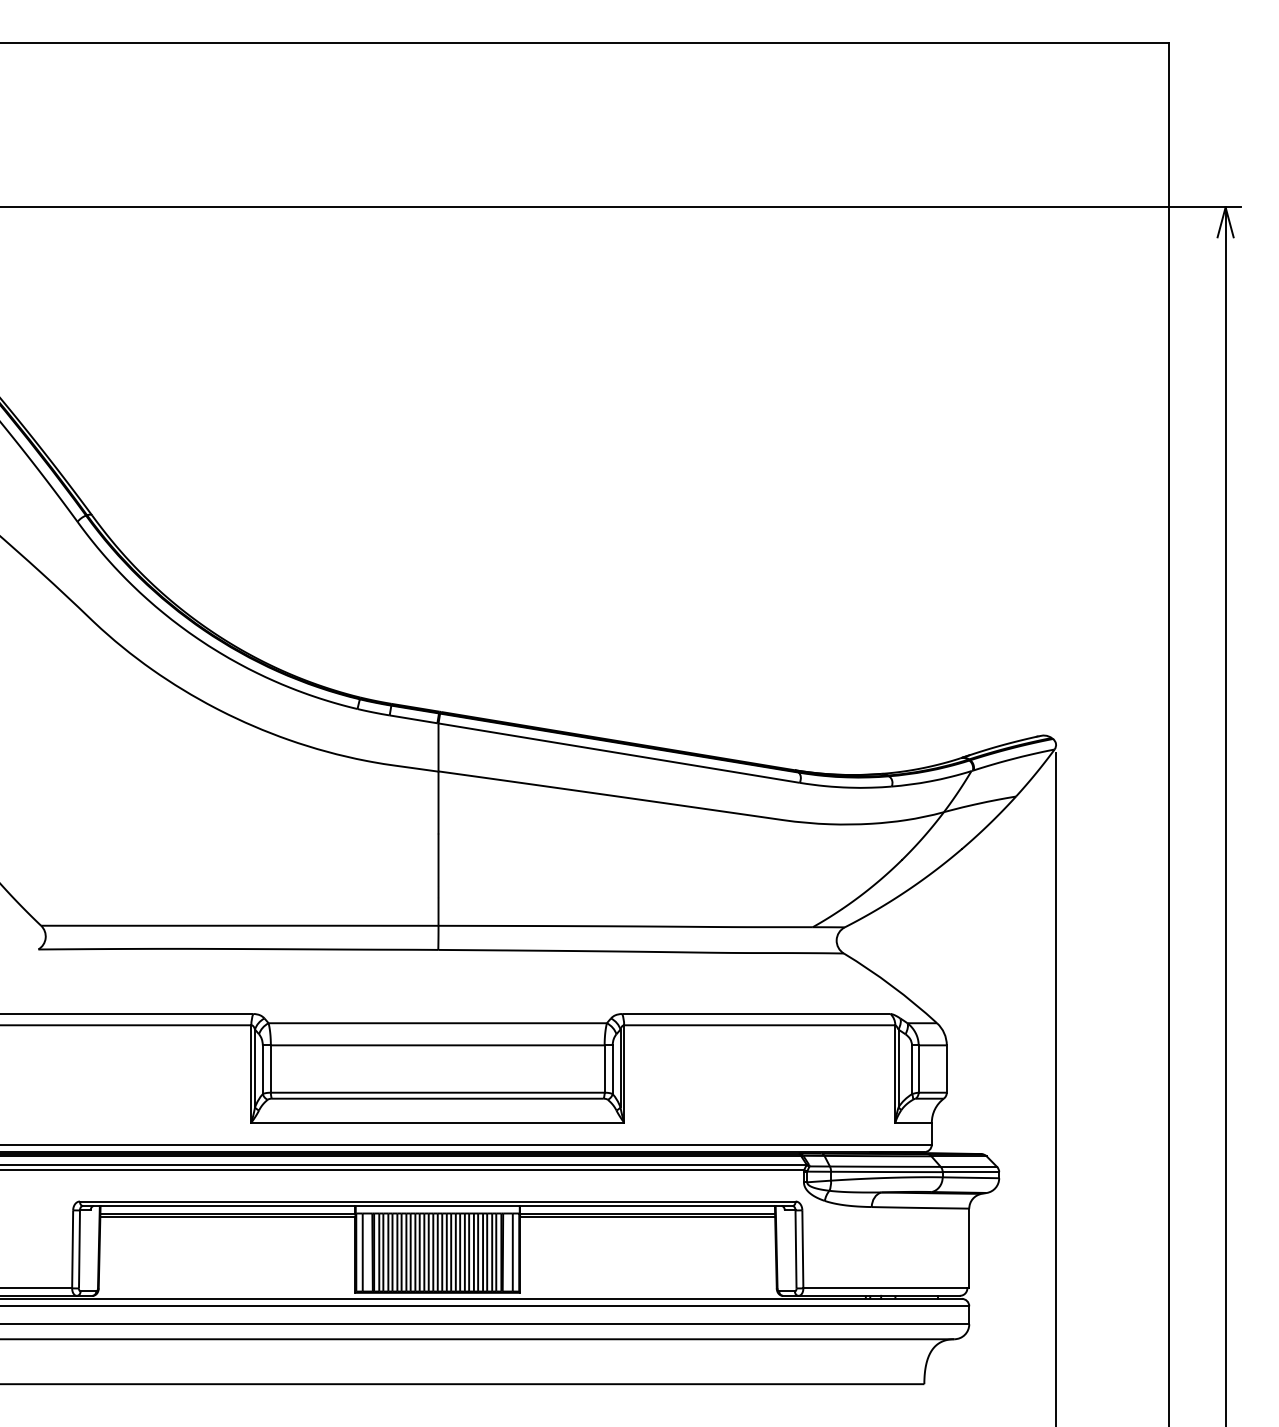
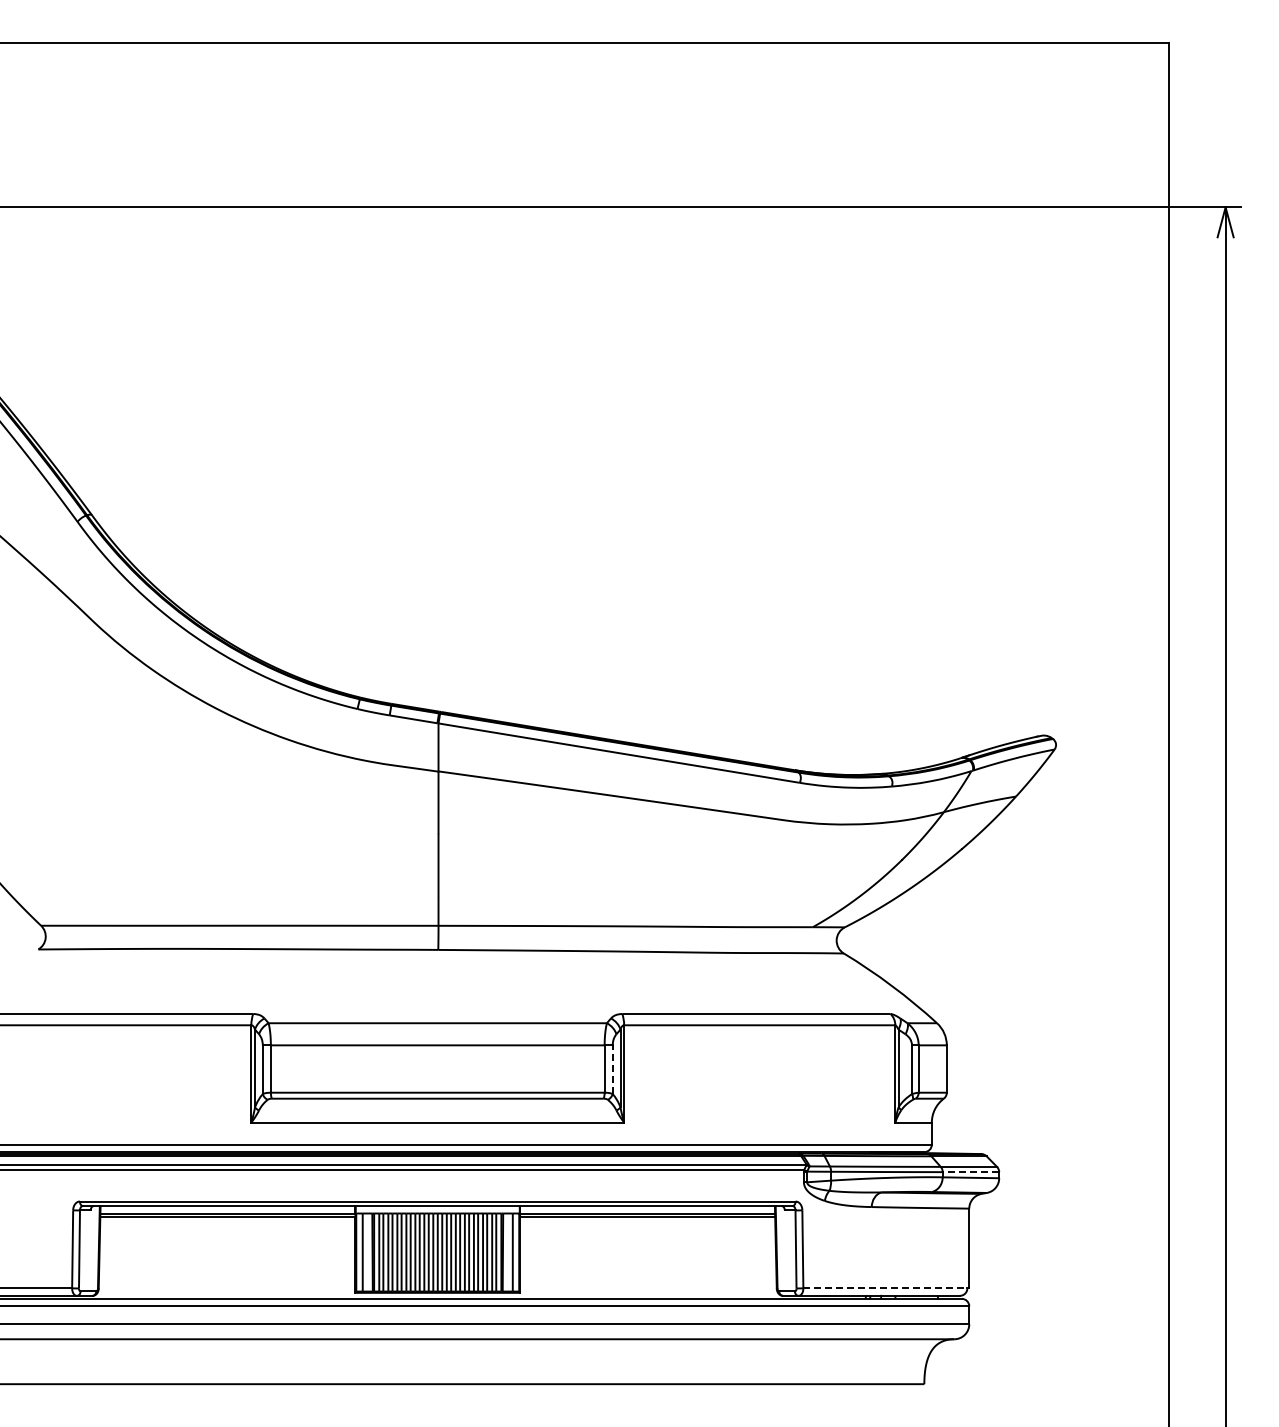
line: solid -> dashed (612, 1069)
line: present -> none (1056, 1087)
line: solid -> dashed (970, 1172)
line: solid -> dashed (885, 1288)
